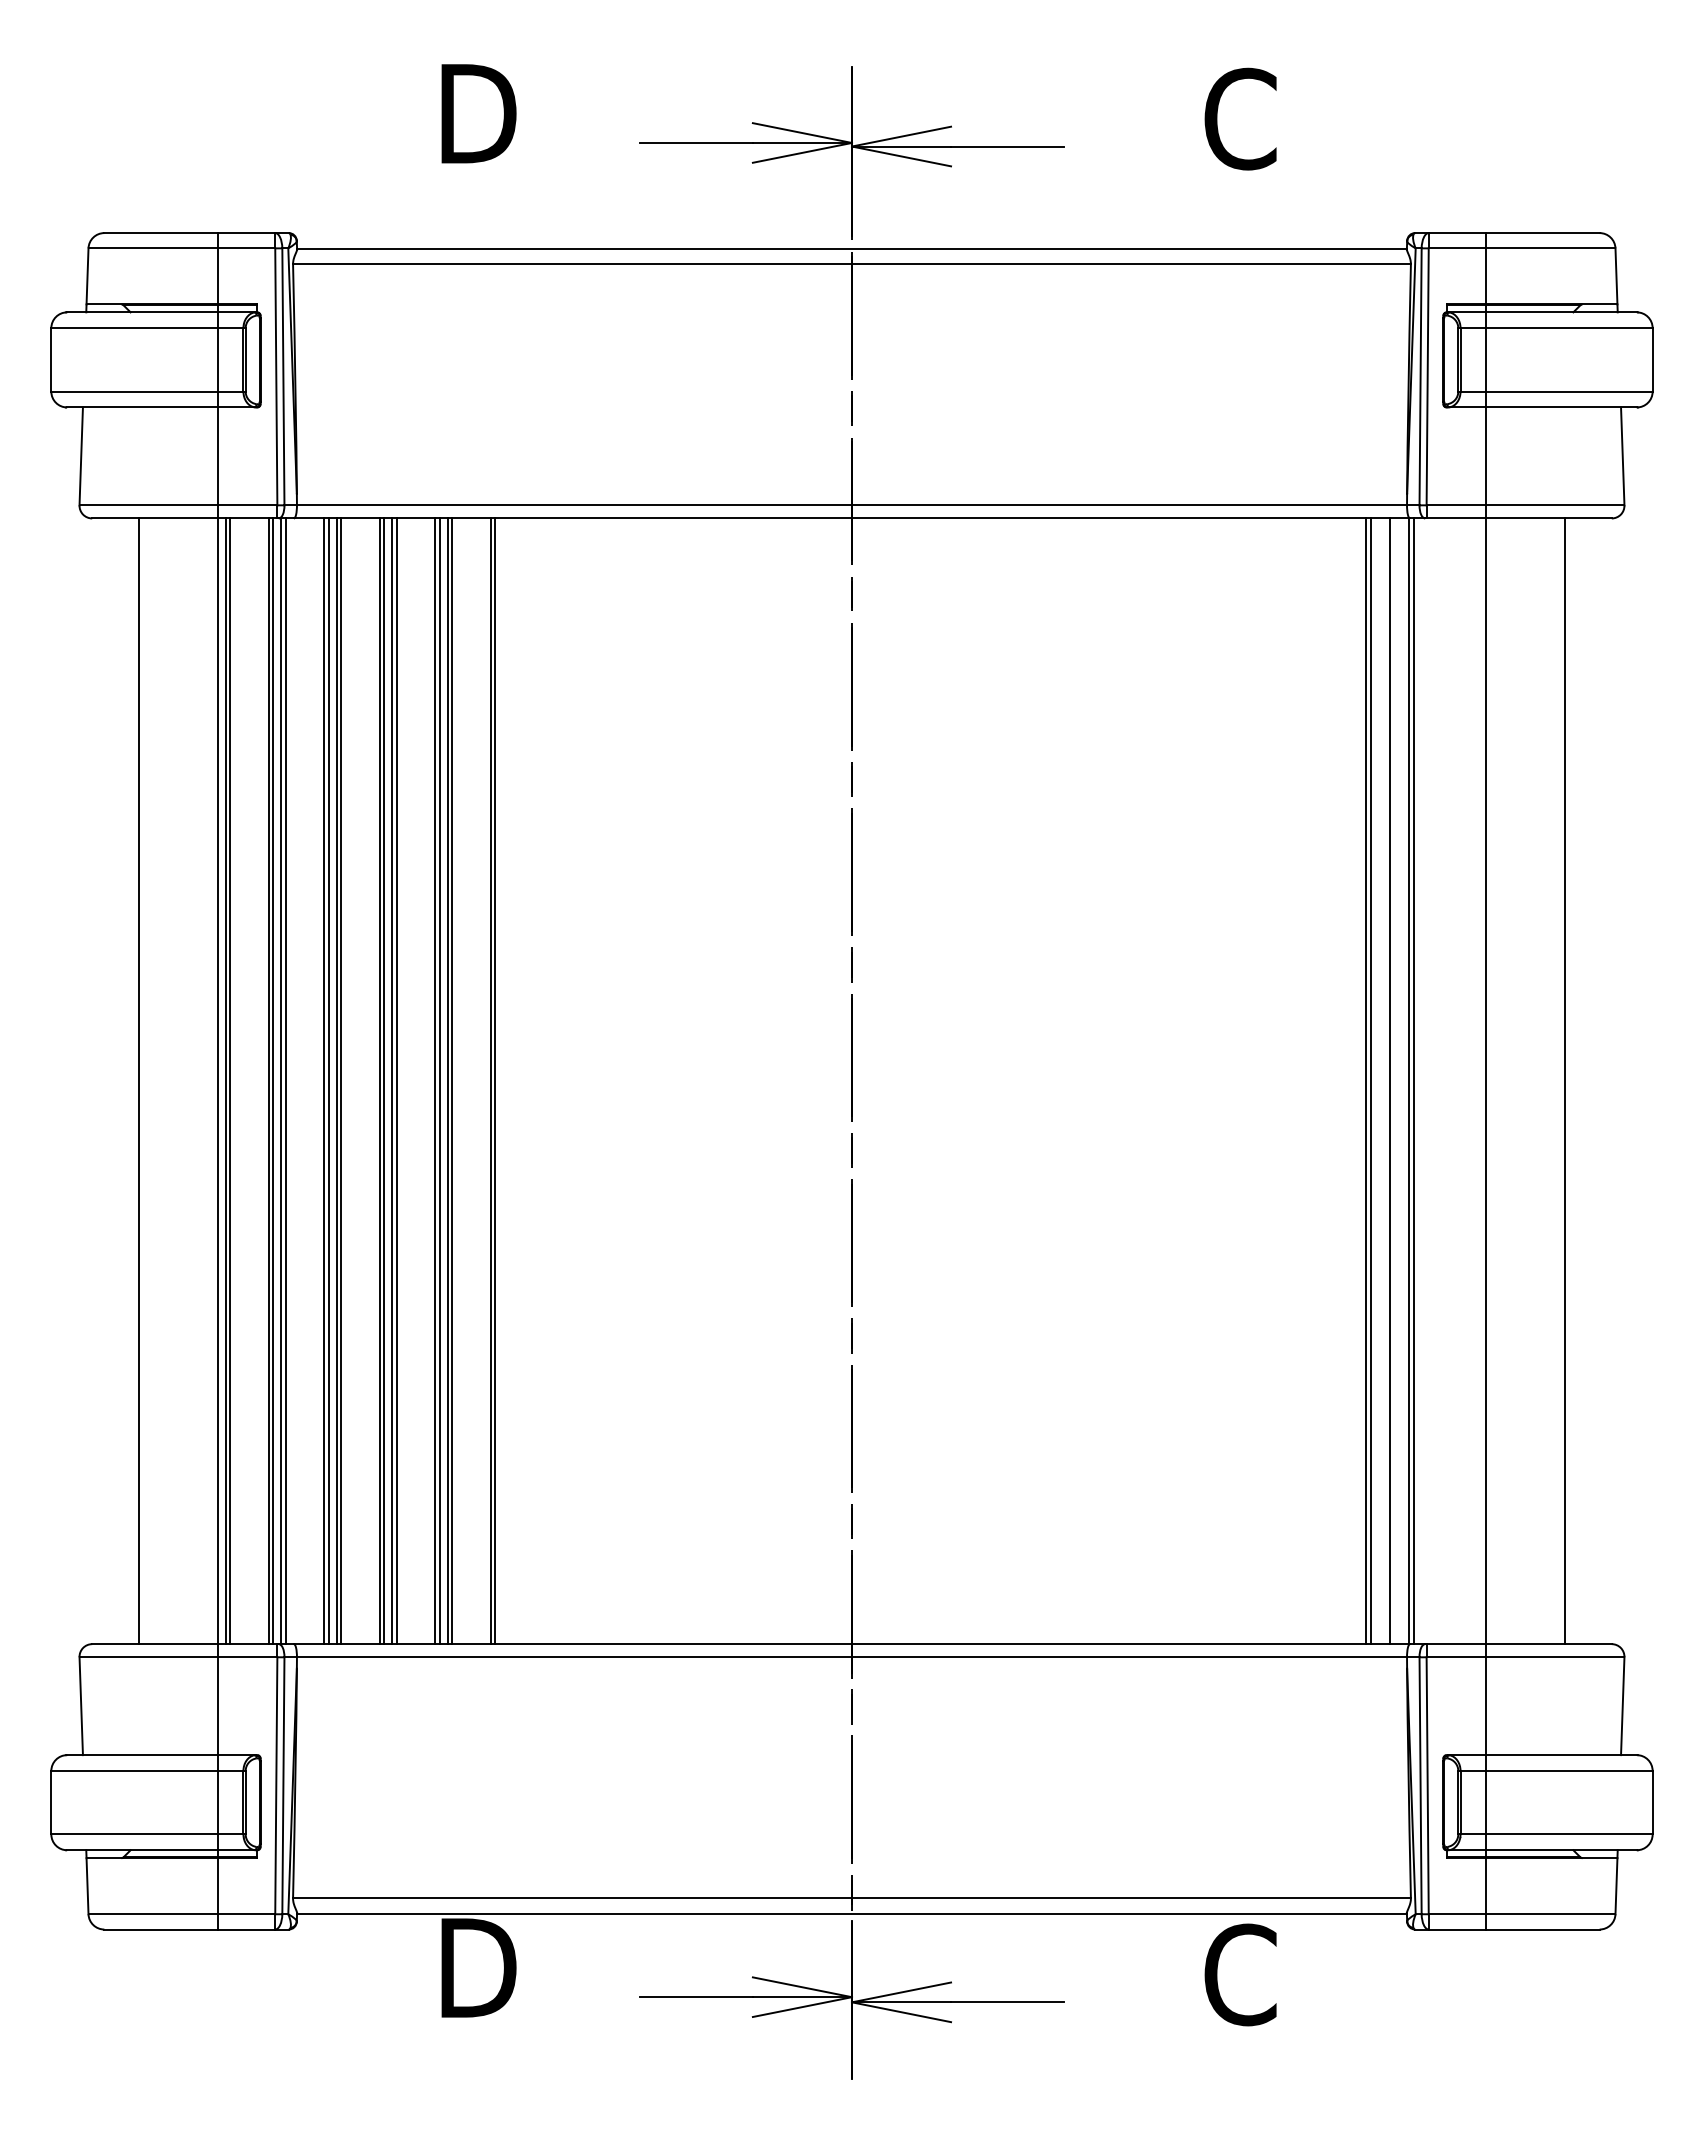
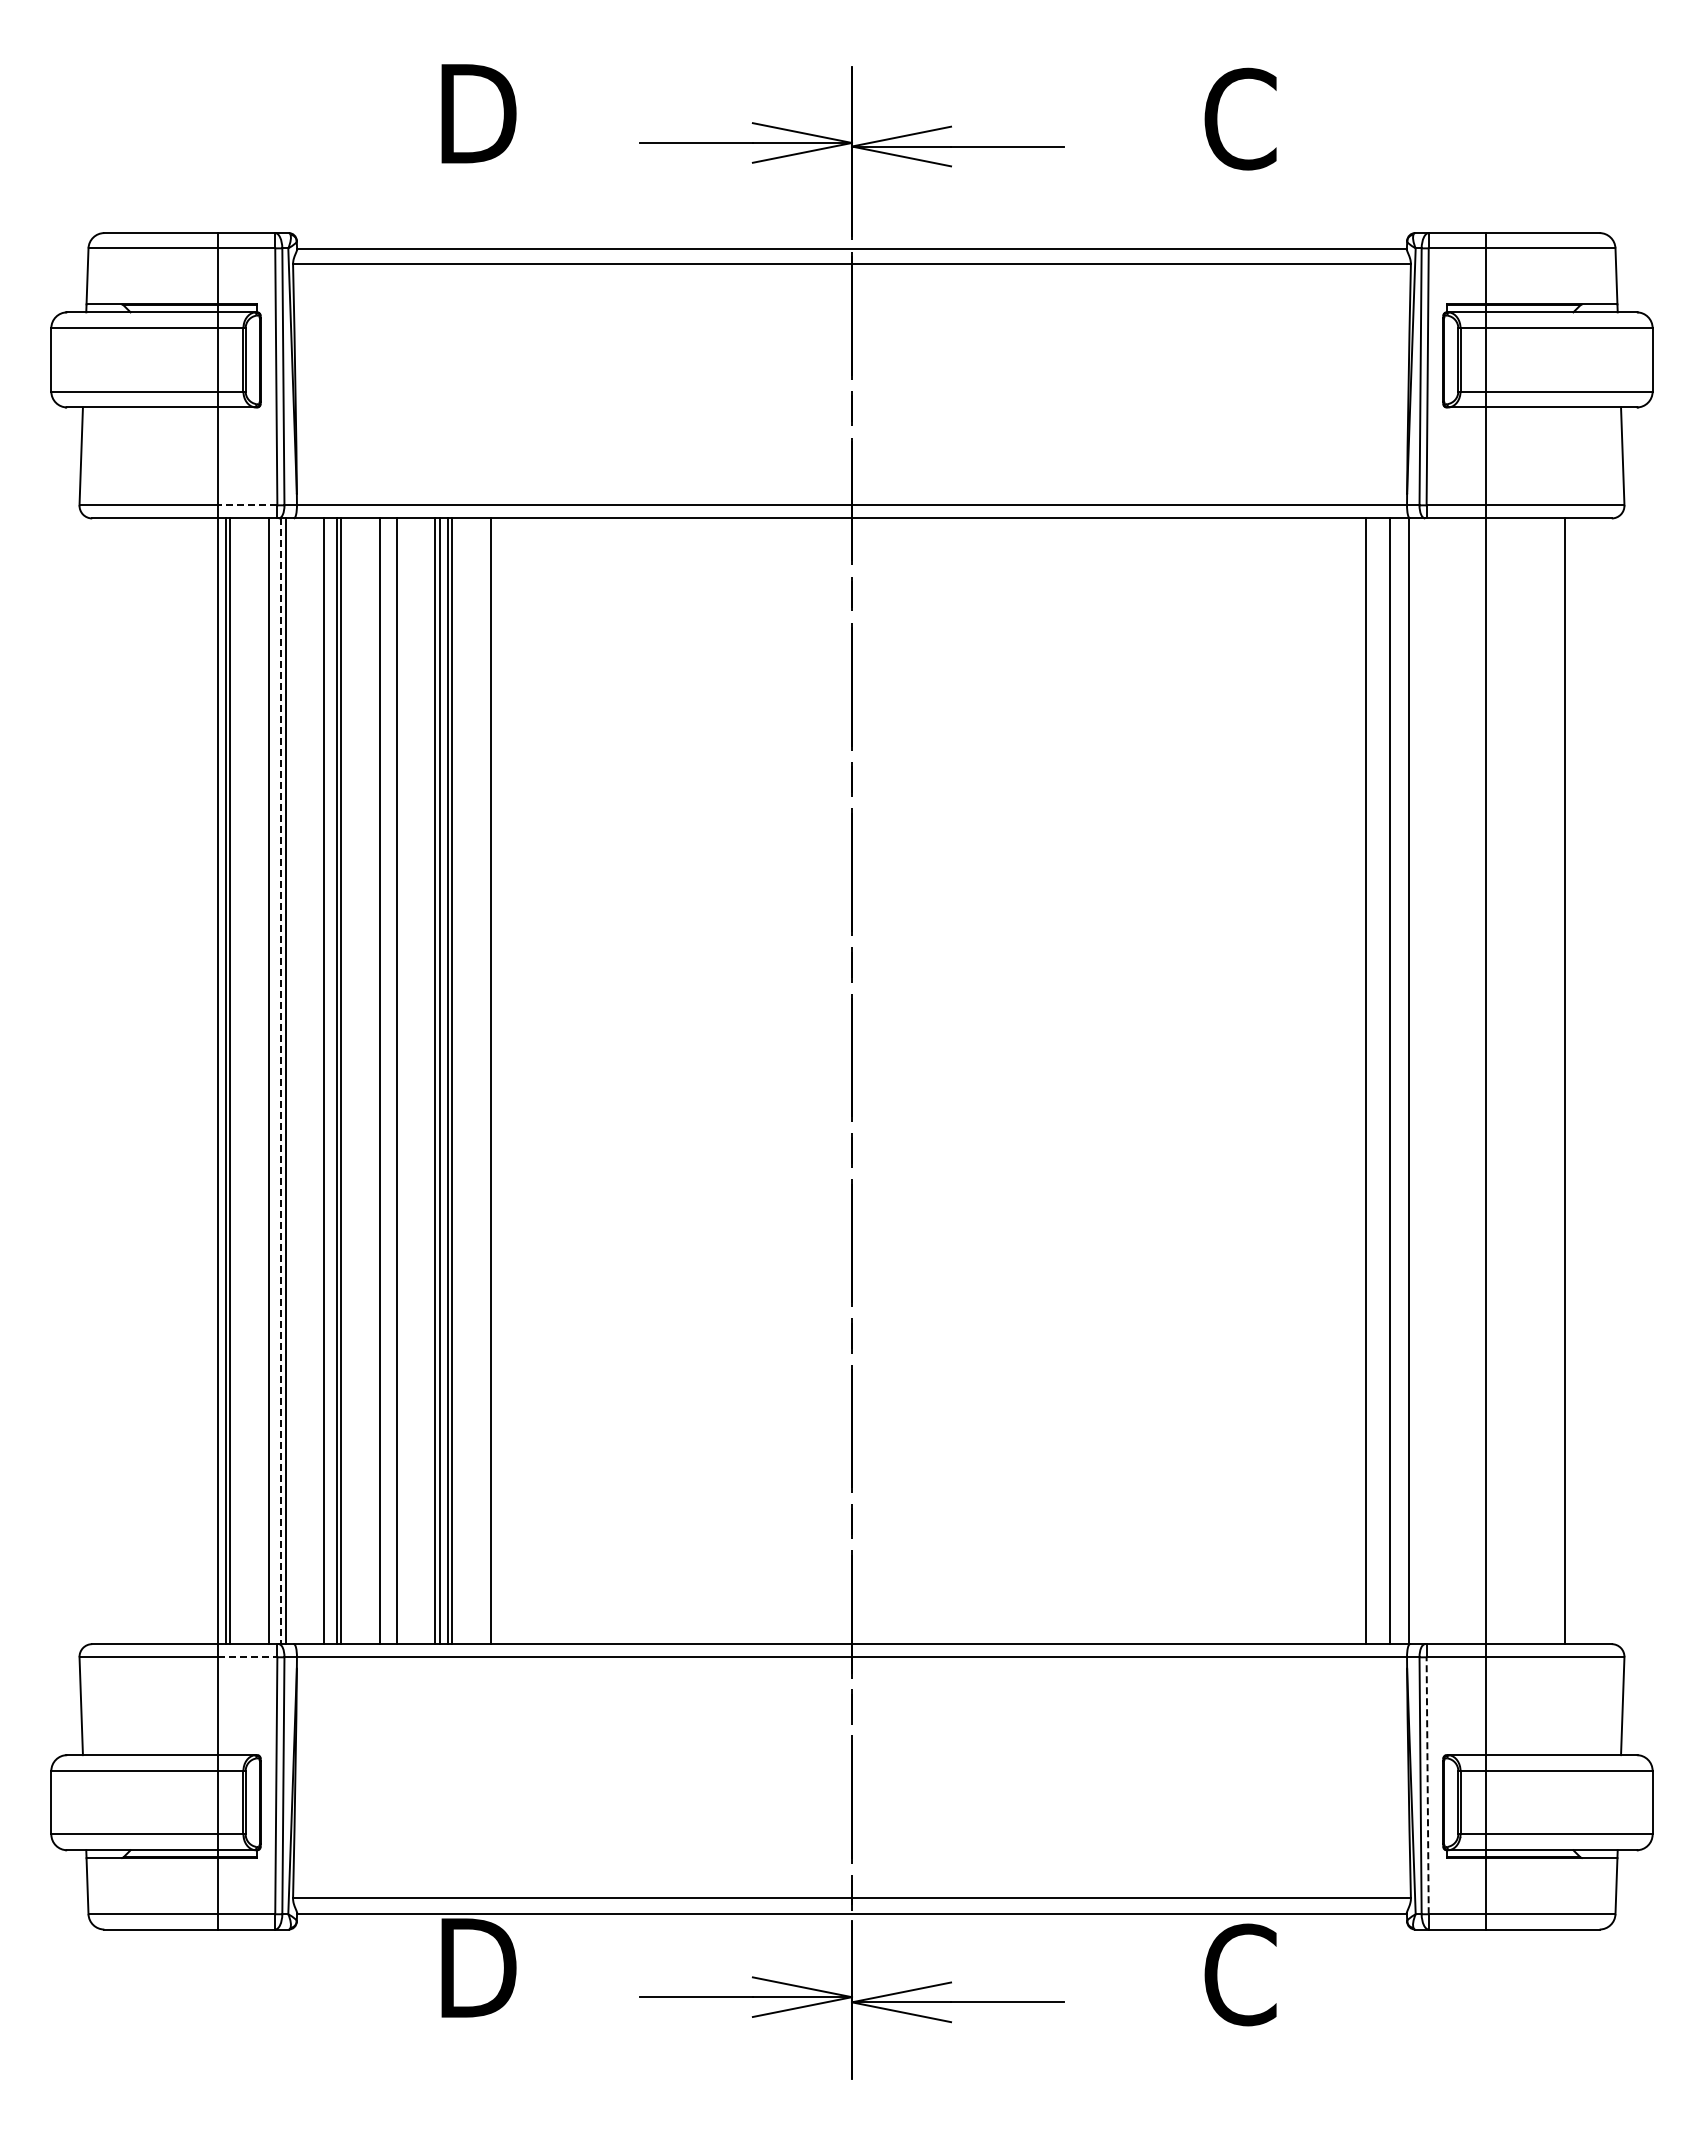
line: solid -> dashed (247, 505)
line: present -> none (138, 1081)
line: present -> none (273, 1081)
line: solid -> dashed (281, 1081)
line: present -> none (328, 1081)
line: present -> none (384, 1081)
line: present -> none (392, 1081)
line: present -> none (495, 1081)
line: present -> none (1371, 1081)
line: present -> none (1414, 1081)
line: solid -> dashed (247, 1657)
line: solid -> dashed (1427, 1785)
